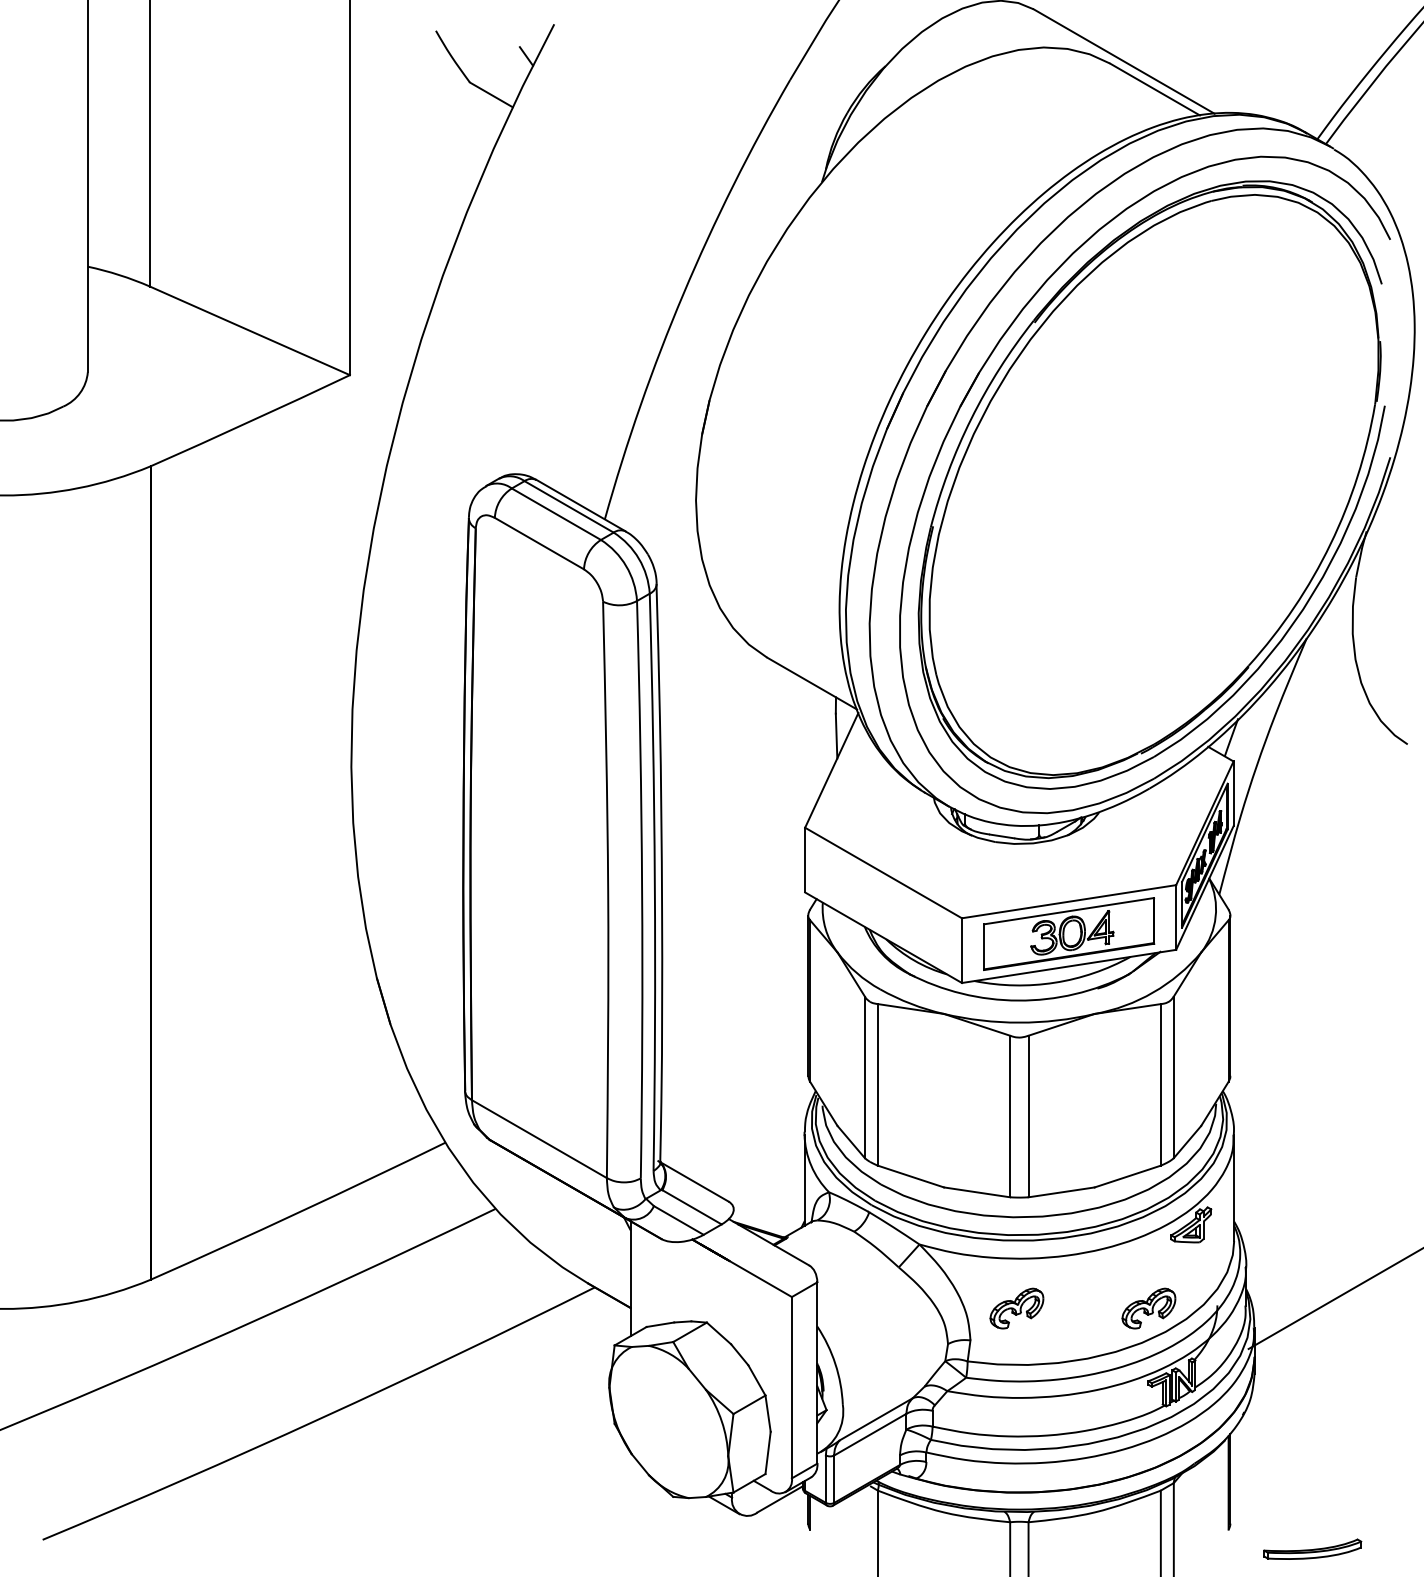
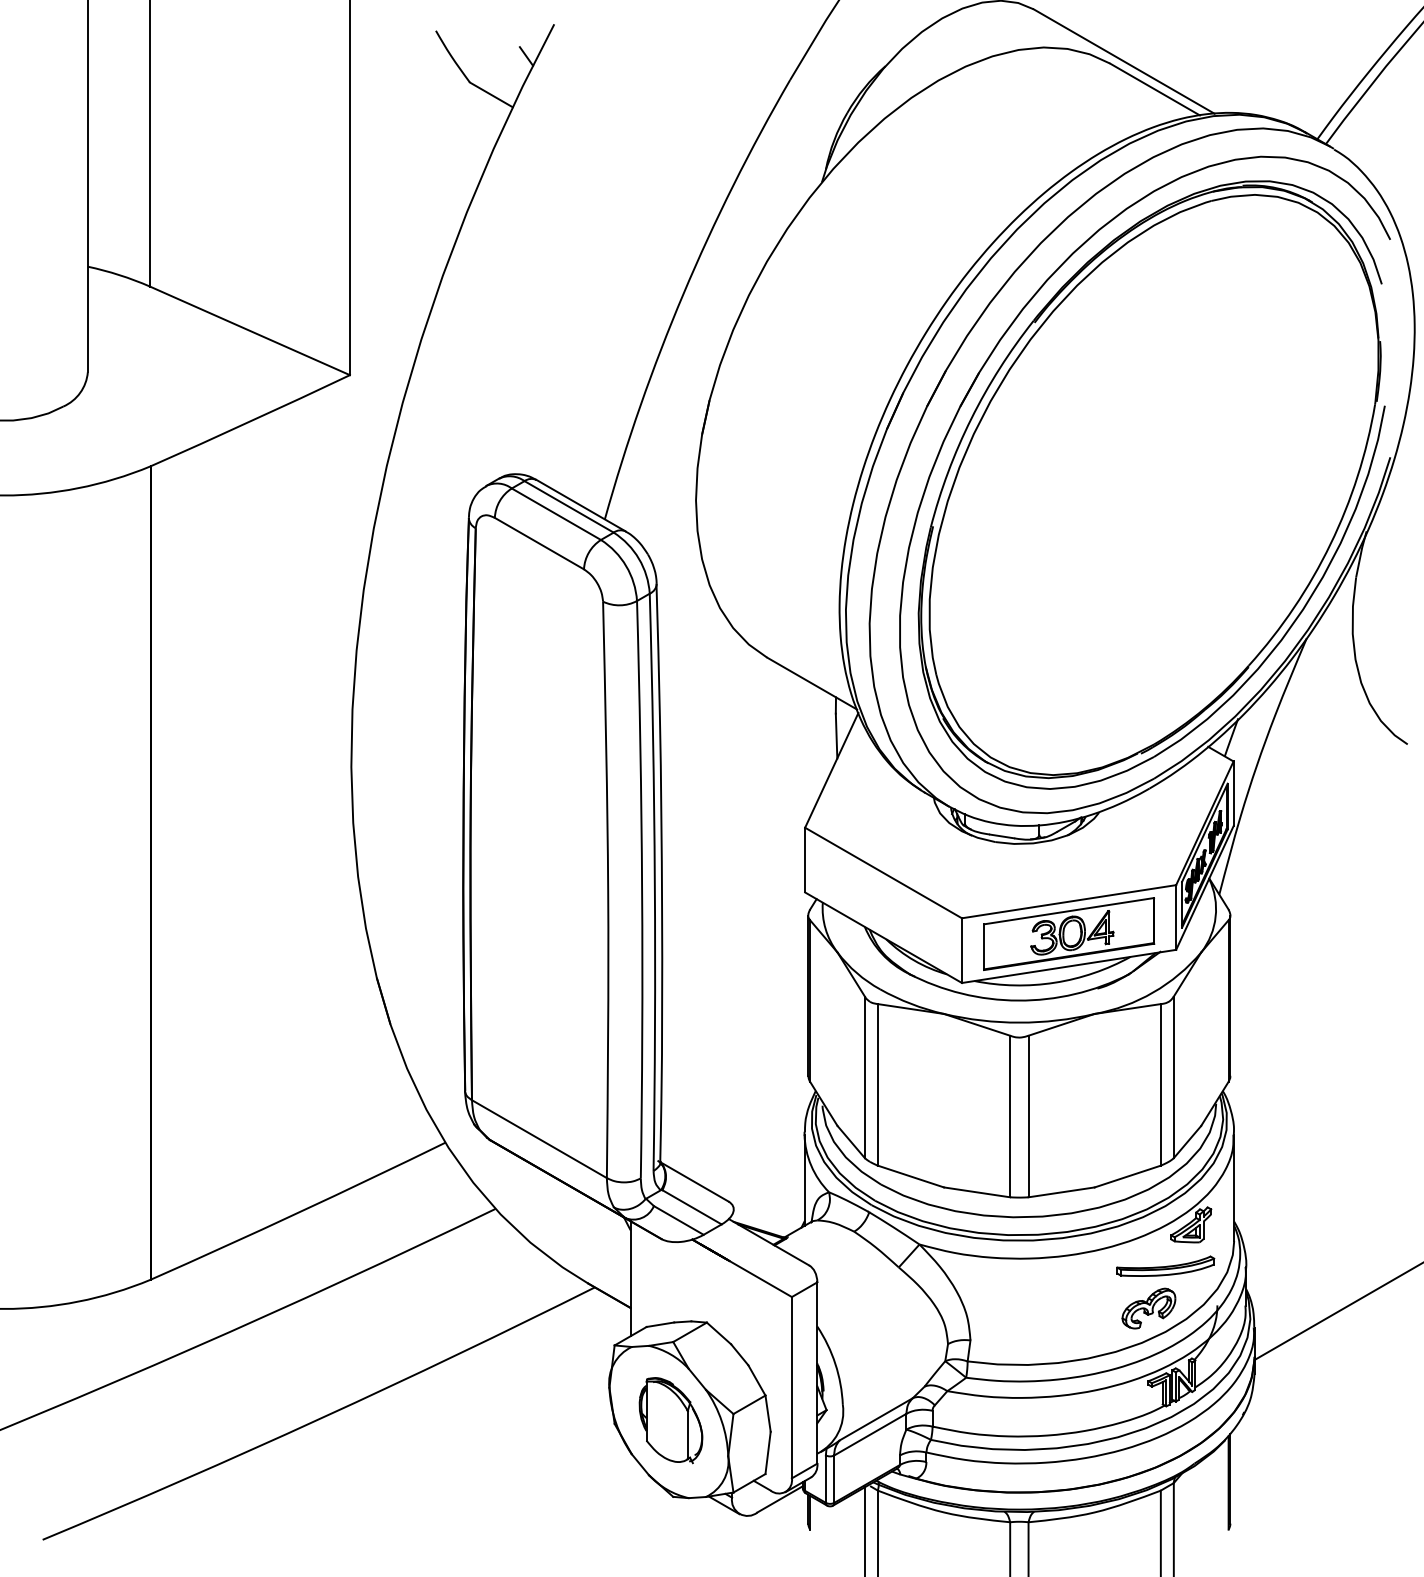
line position: (1334, 1299) -> (1337, 1311) (1337, 1311)
part: present -> none (1016, 1308)
part: none -> present (670, 1420)
line: none -> present (864, 1530)
part position: (1312, 1548) -> (1165, 1265) (1165, 1265)
